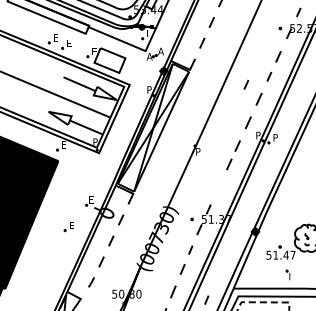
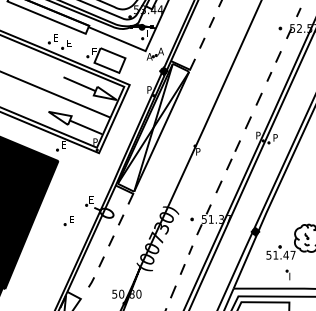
line: present -> none (246, 84)
line: none -> present (218, 186)
part position: (68, 227) -> (68, 221) (68, 221)
line: present -> none (206, 299)
line: dashed -> solid (264, 302)
